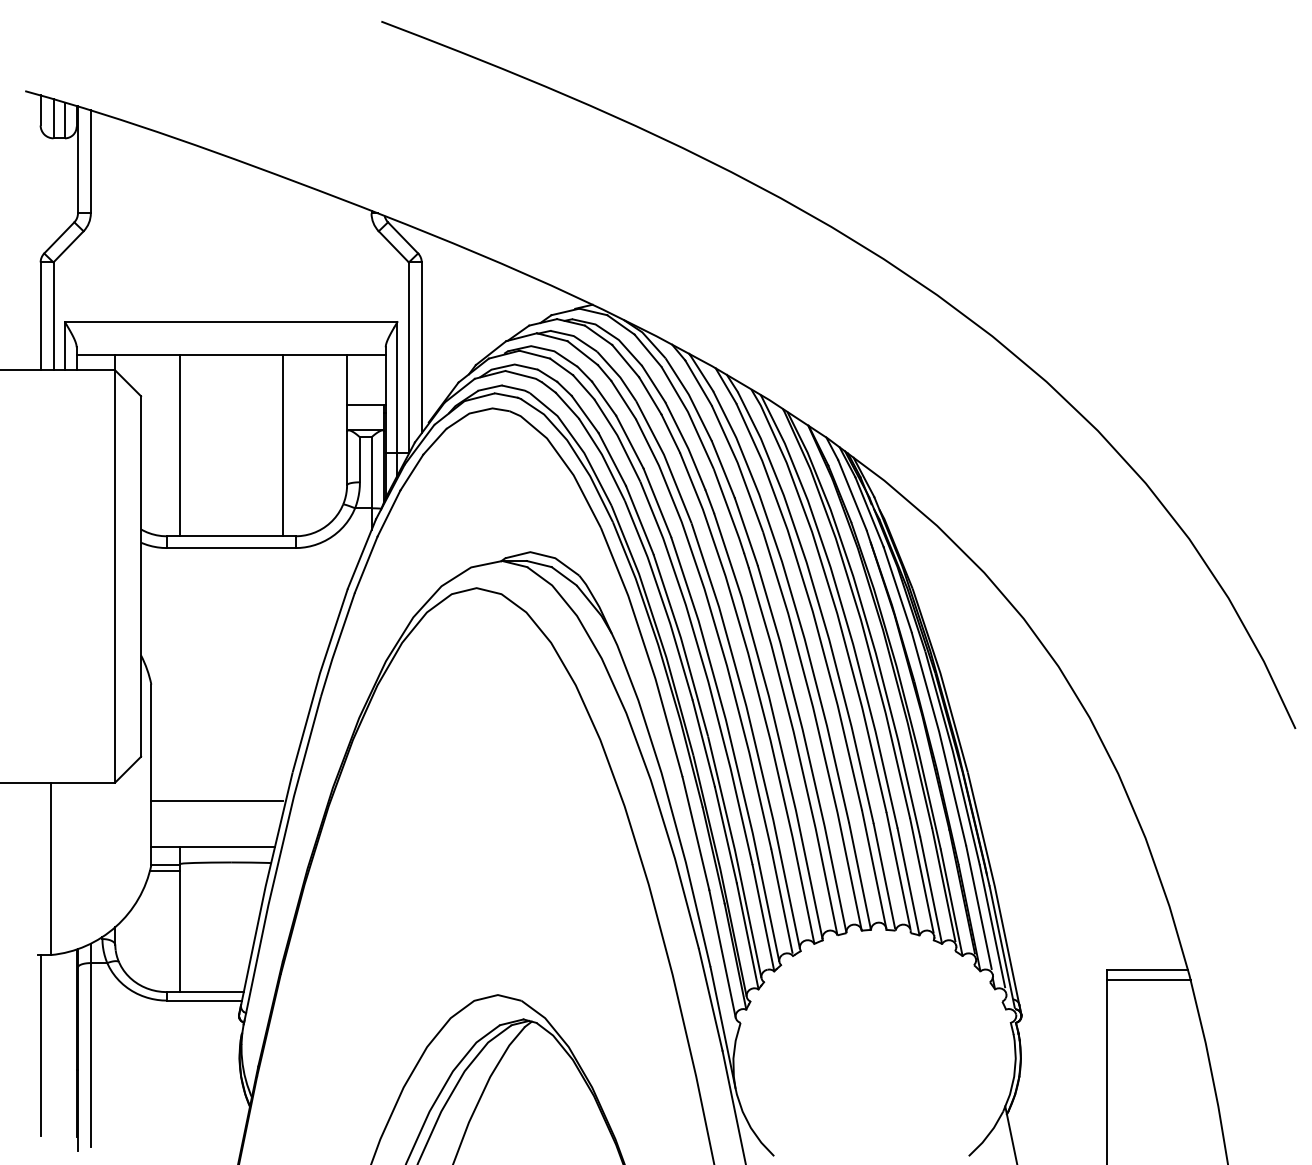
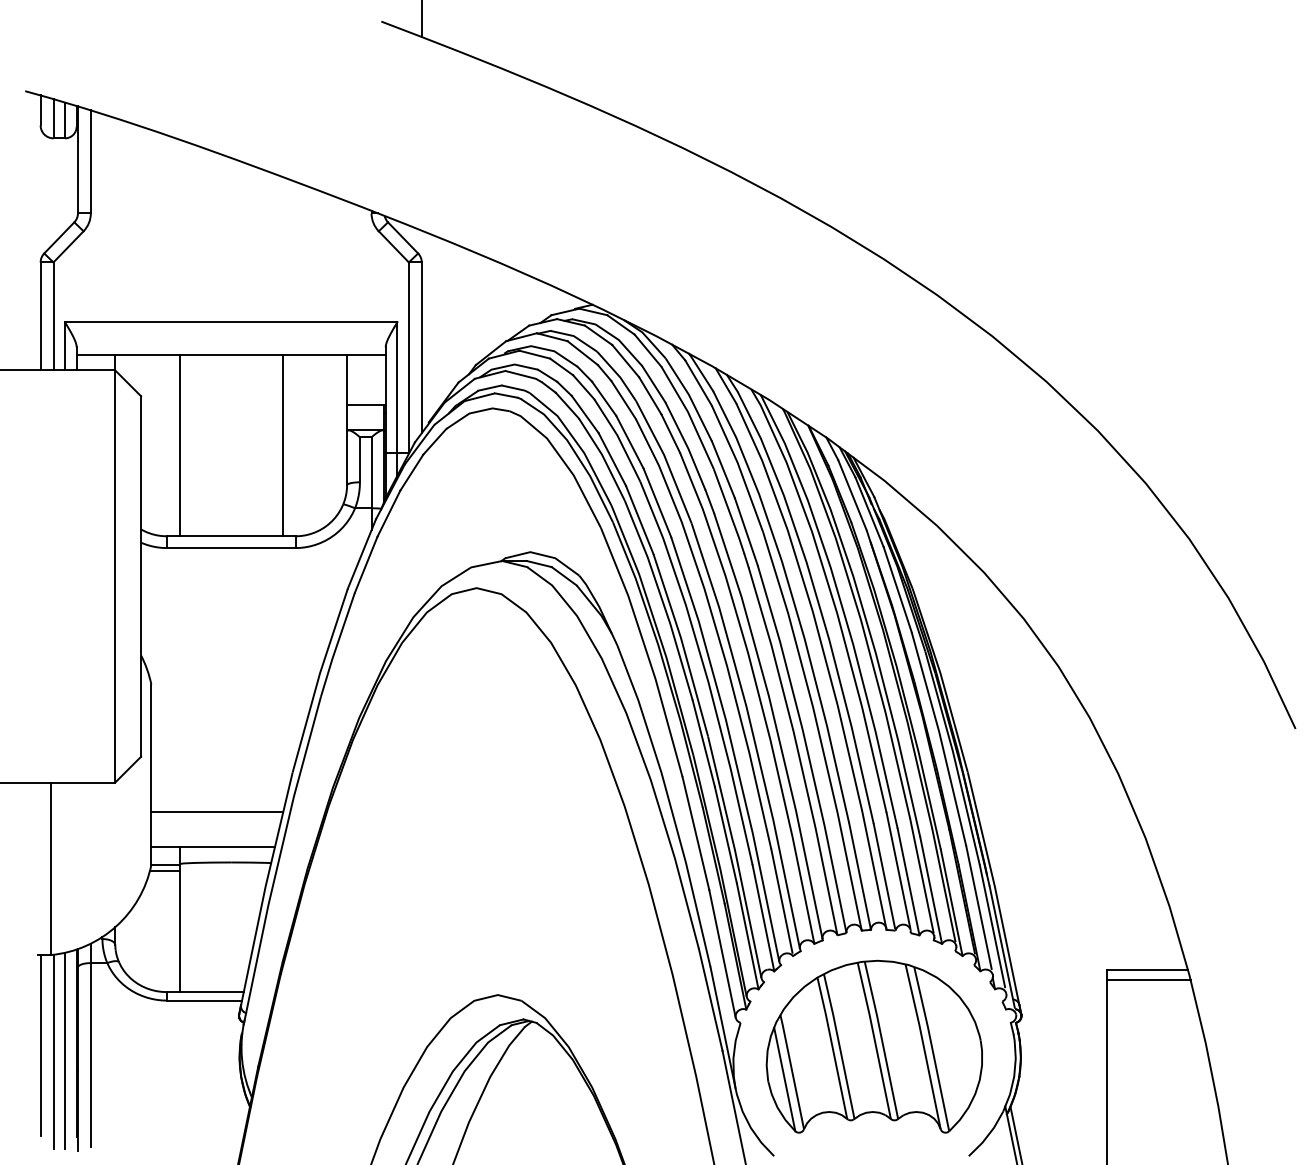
line: none -> present (421, 19)
line position: (217, 800) -> (217, 811) (217, 811)
part: none -> present (873, 1046)
line: none -> present (64, 1050)
line: none -> present (53, 1051)
line: none -> present (1015, 1133)
